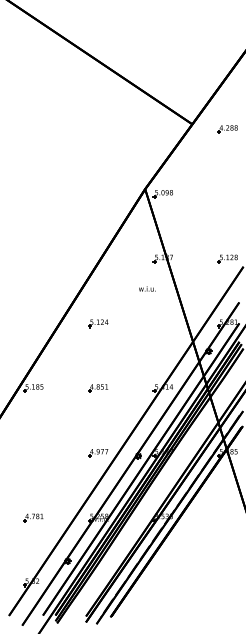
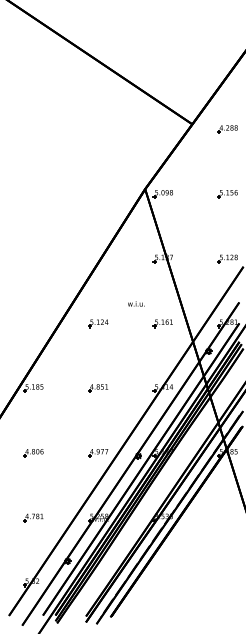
part: none -> present (227, 194)
text position: (147, 288) -> (136, 303) (136, 303)
part: none -> present (162, 323)
part: none -> present (33, 453)
